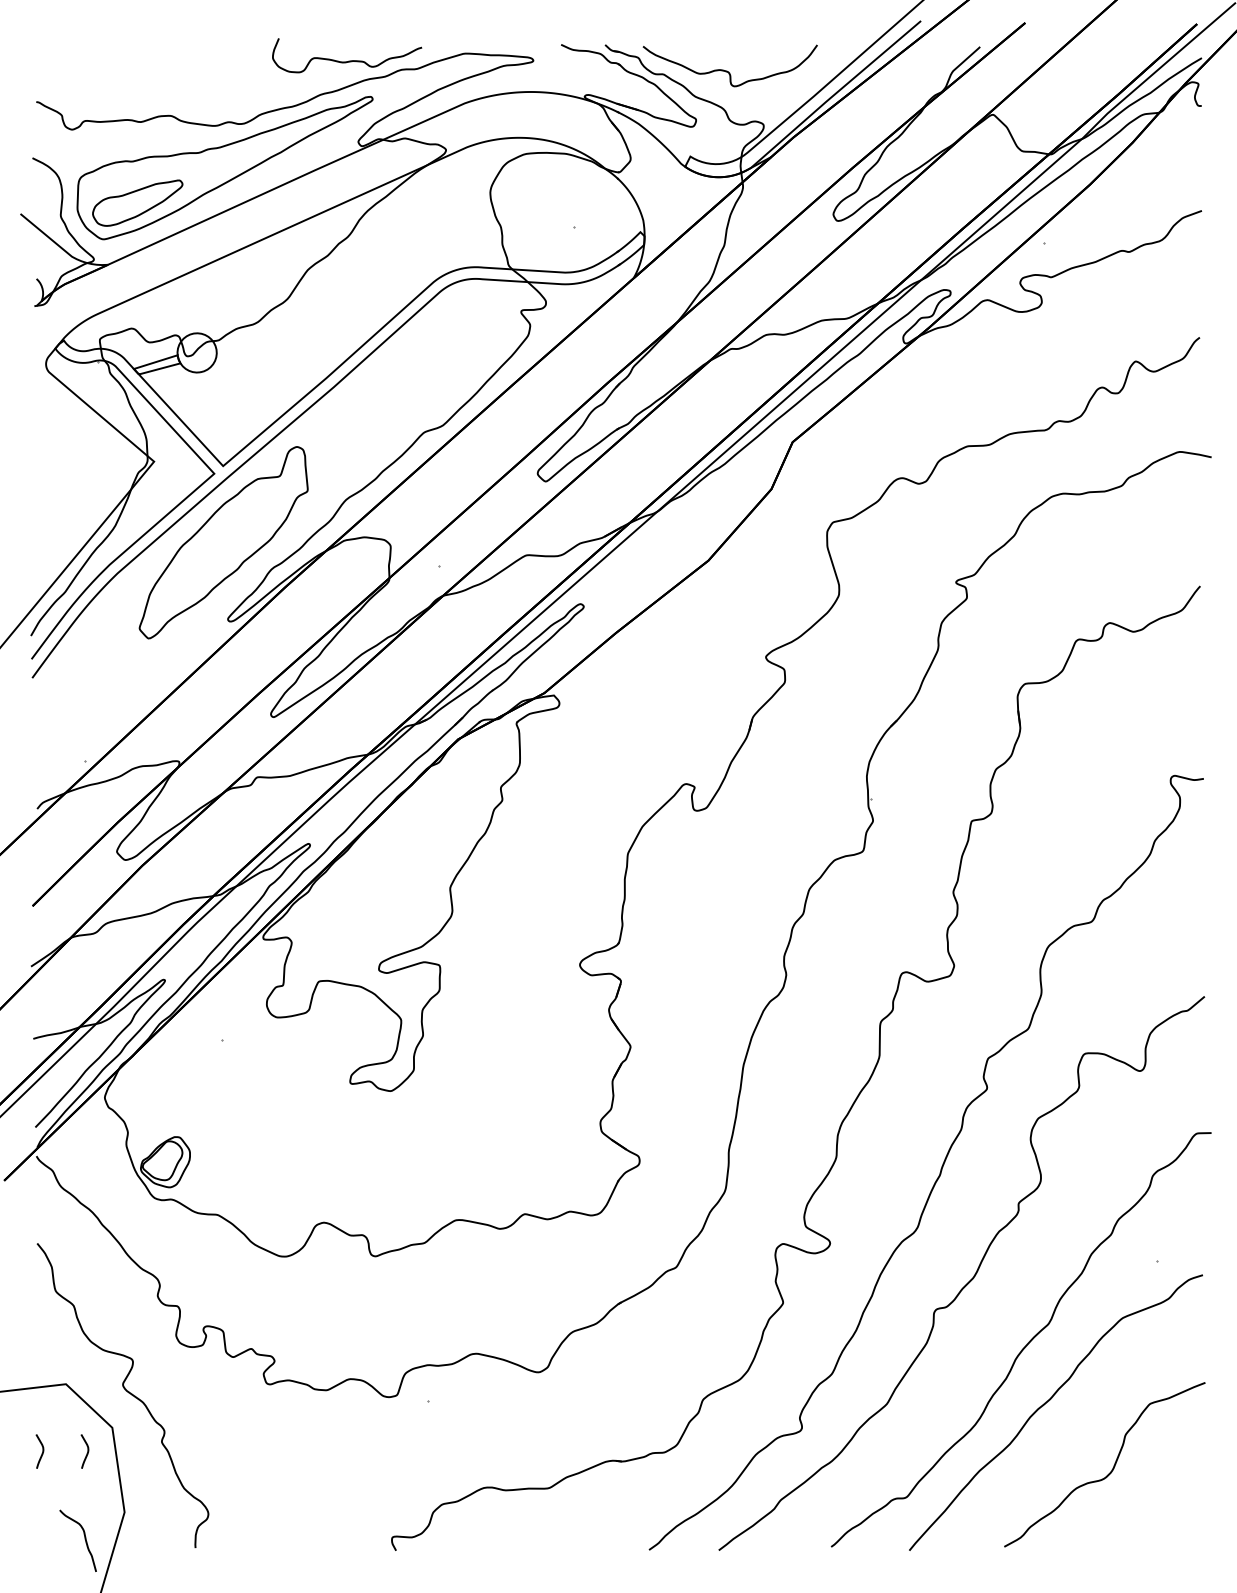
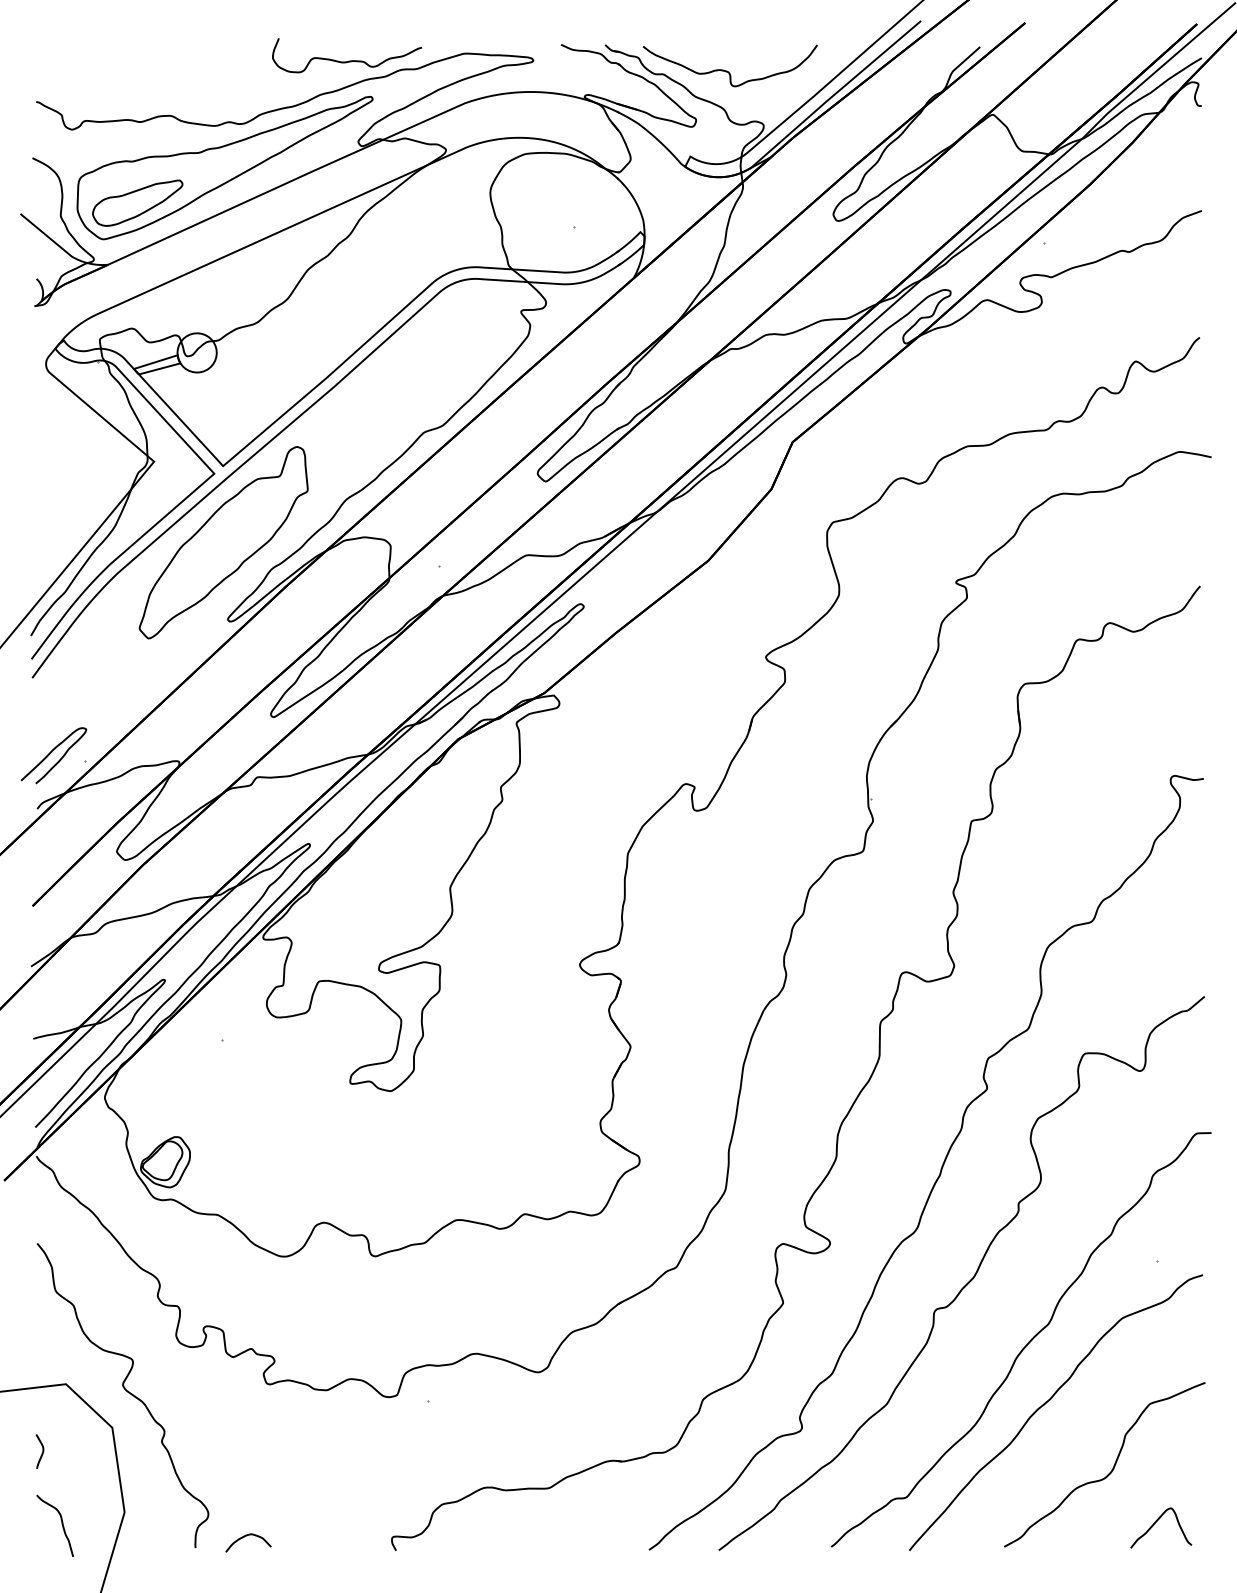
curve: none -> present (51, 753)
curve: present -> none (86, 1453)
curve: none -> present (1156, 1522)
curve: none -> present (247, 1536)
curve position: (84, 1539) -> (61, 1524) (61, 1524)
